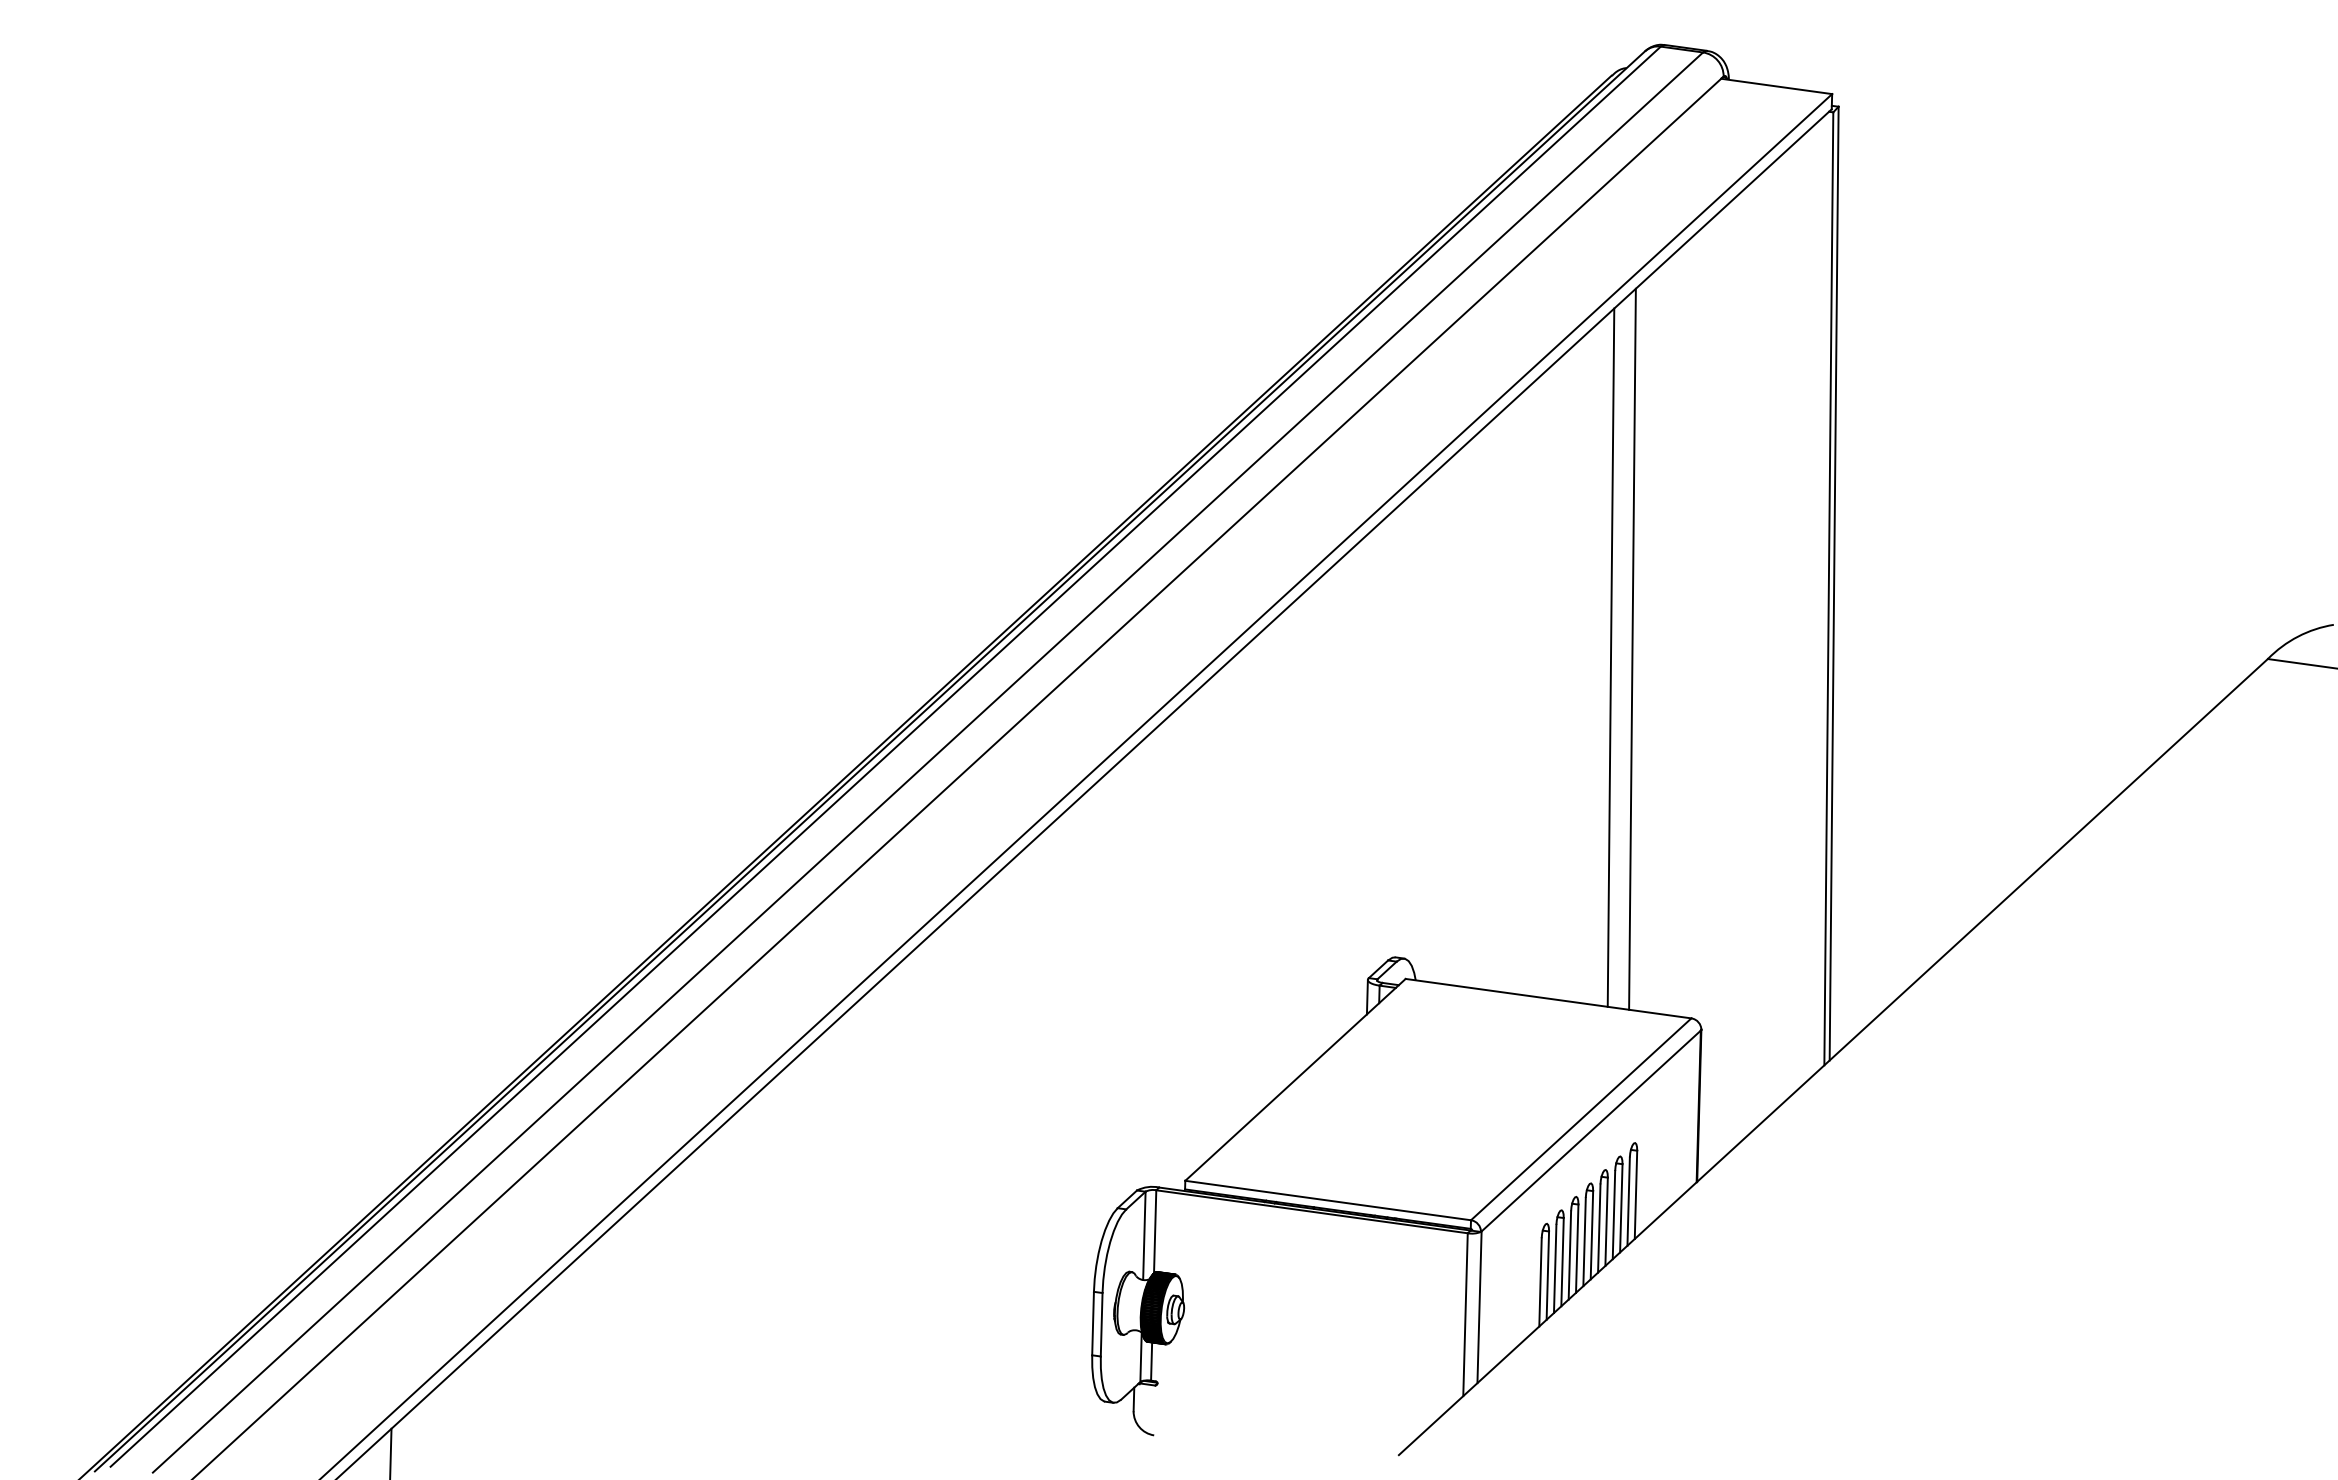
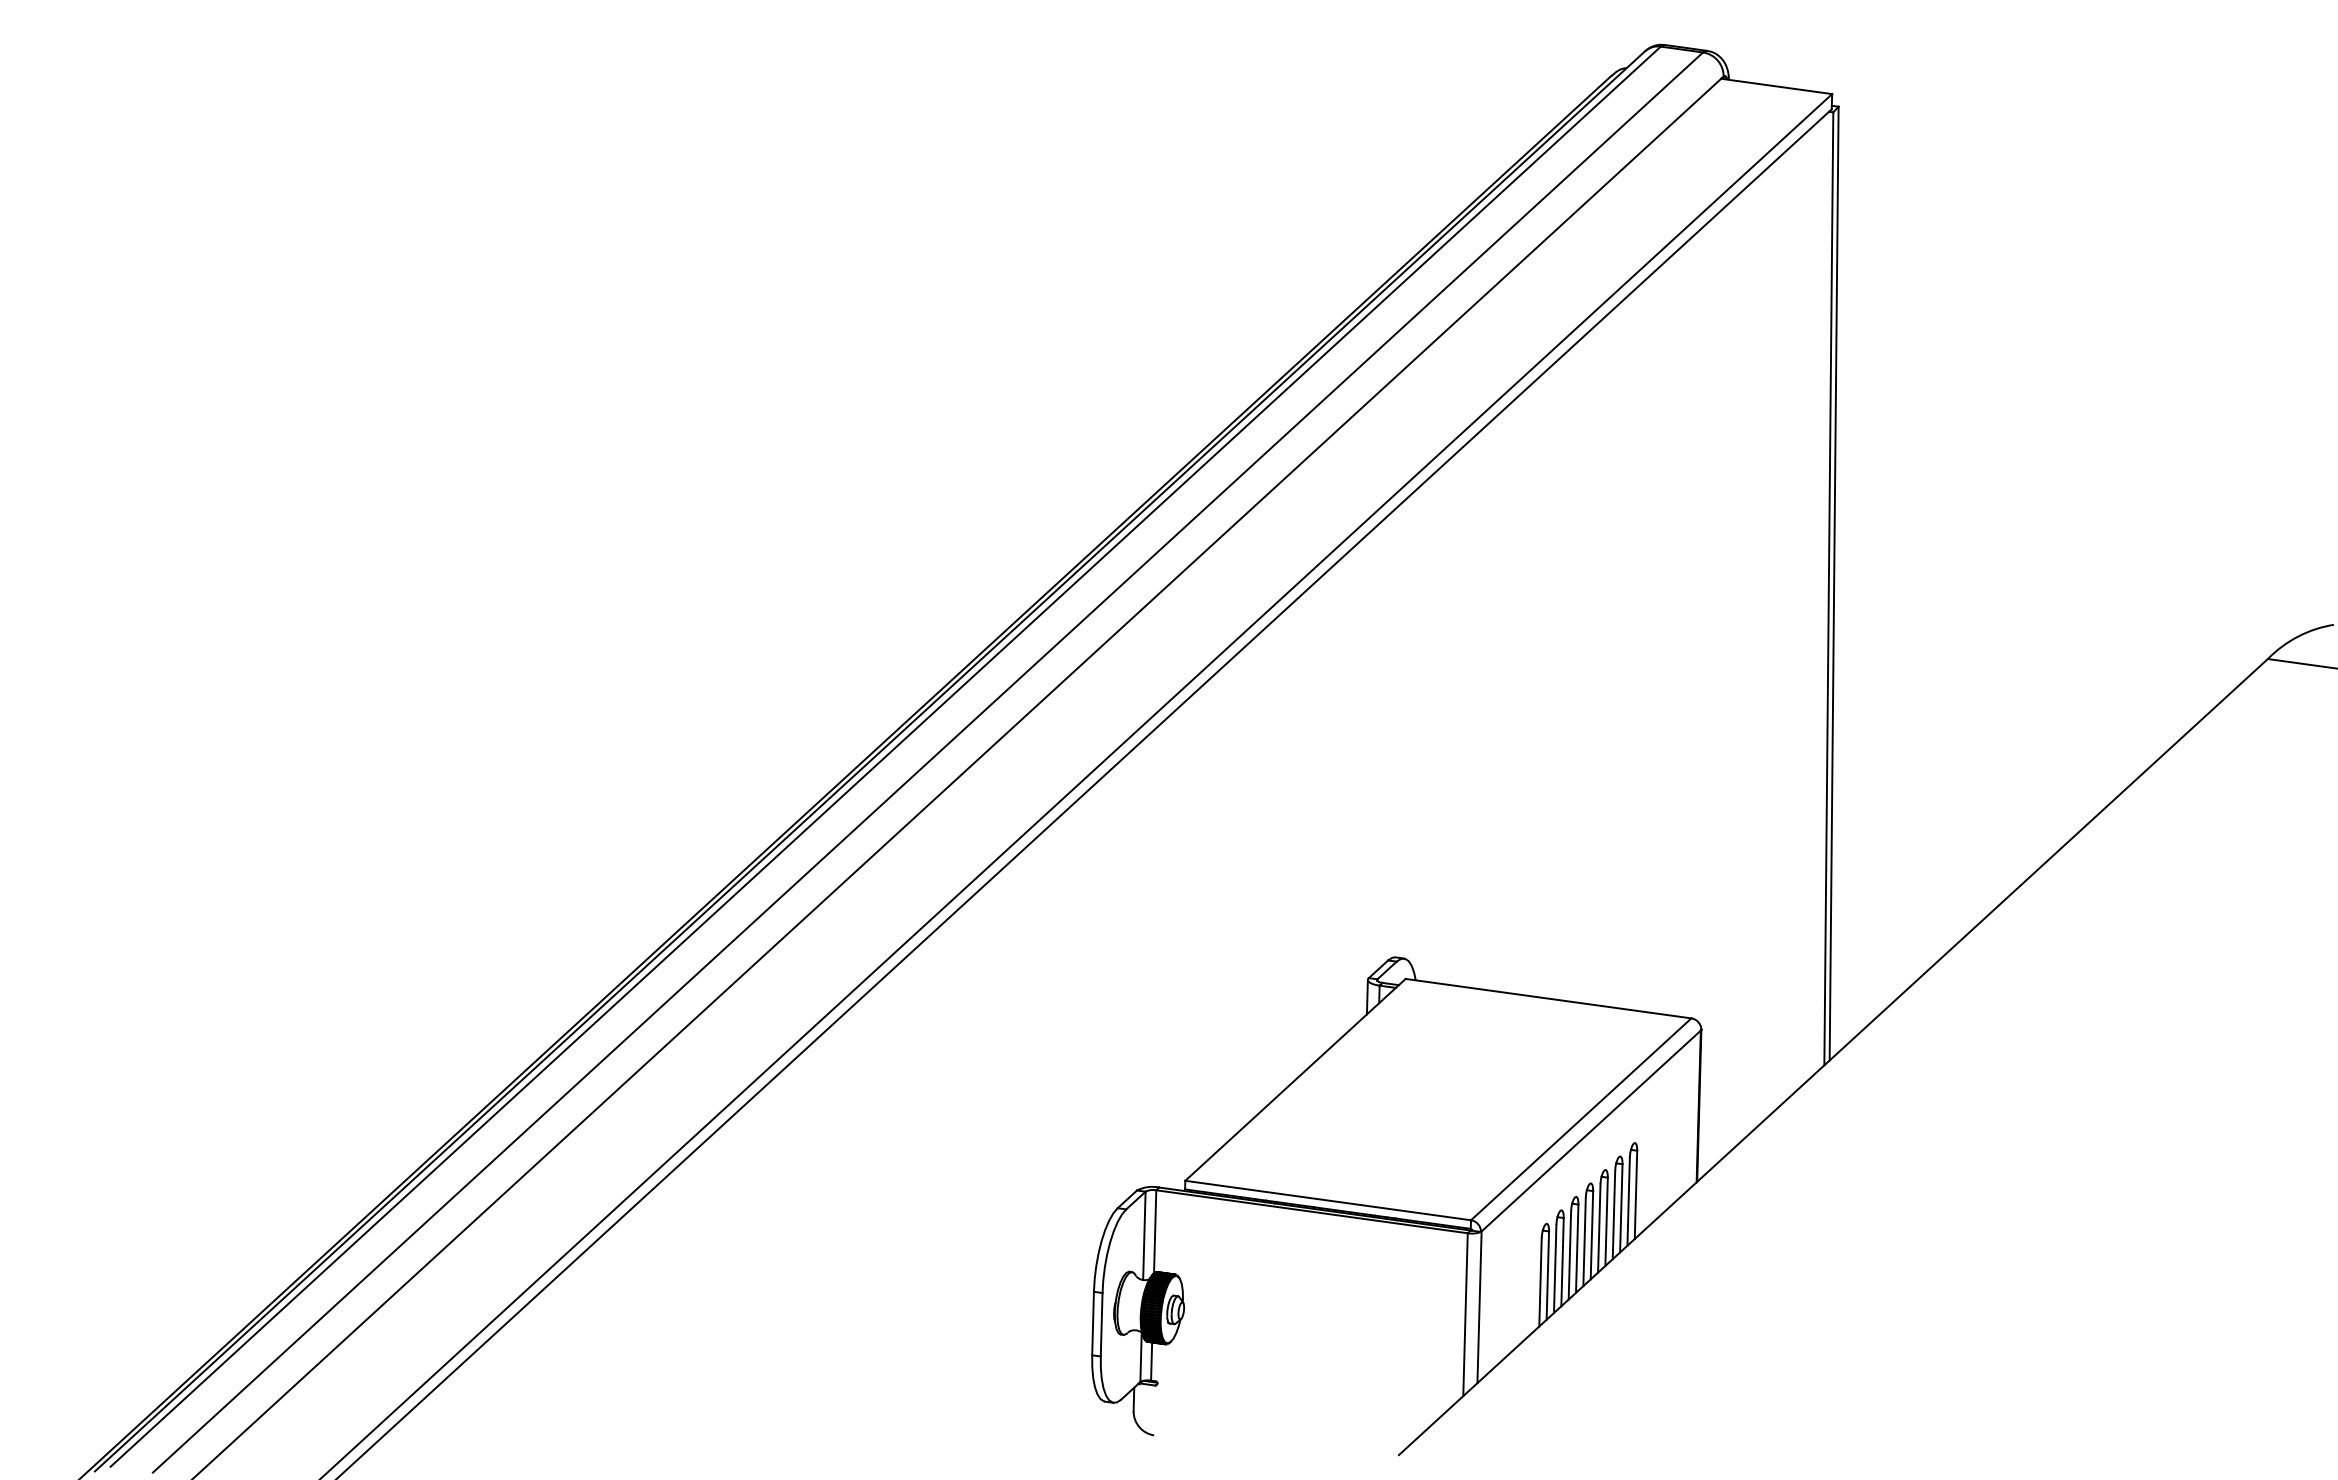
line: present -> none (1632, 648)
line: present -> none (1610, 657)
line: present -> none (390, 1452)
